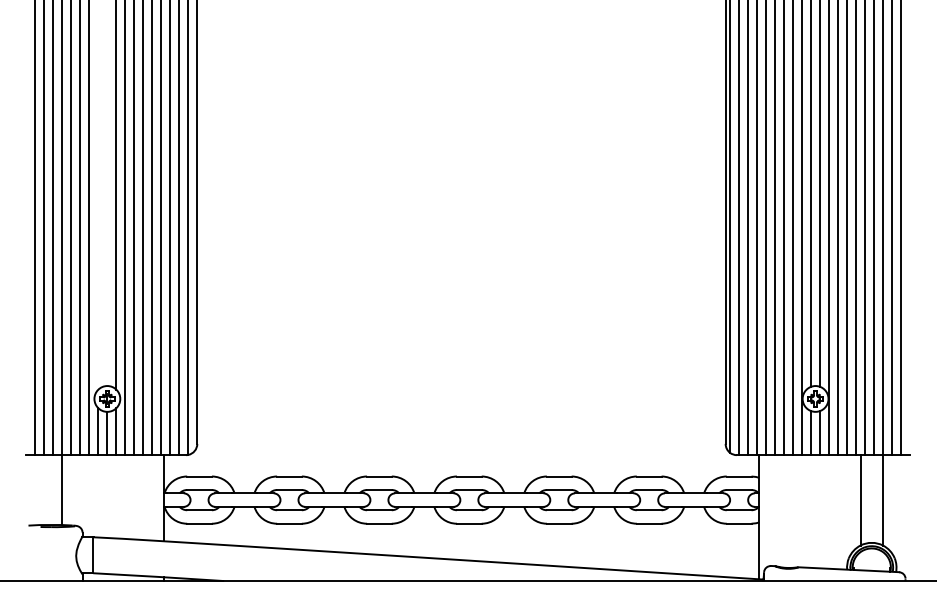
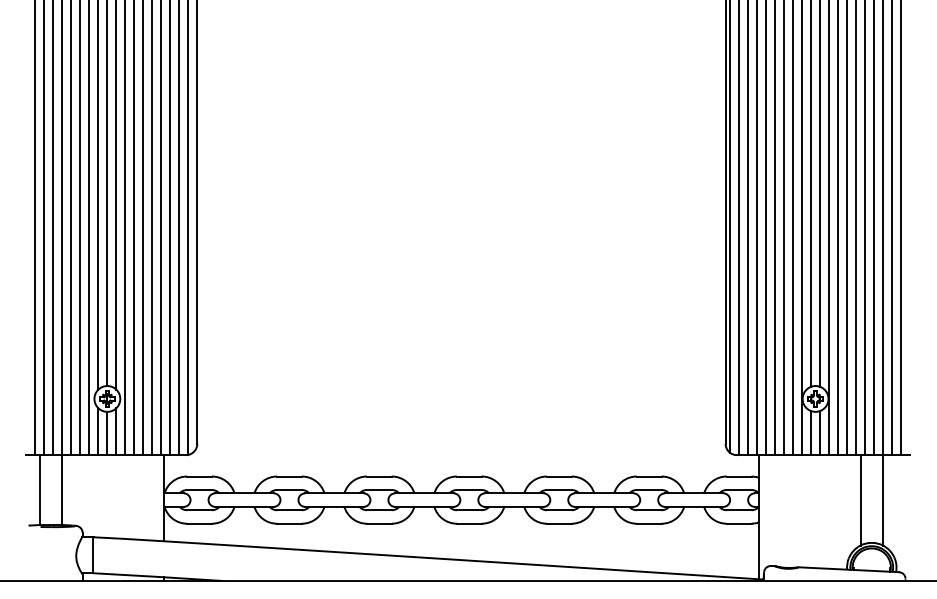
line: none -> present (107, 194)
line: none -> present (98, 195)
line: none -> present (39, 490)
